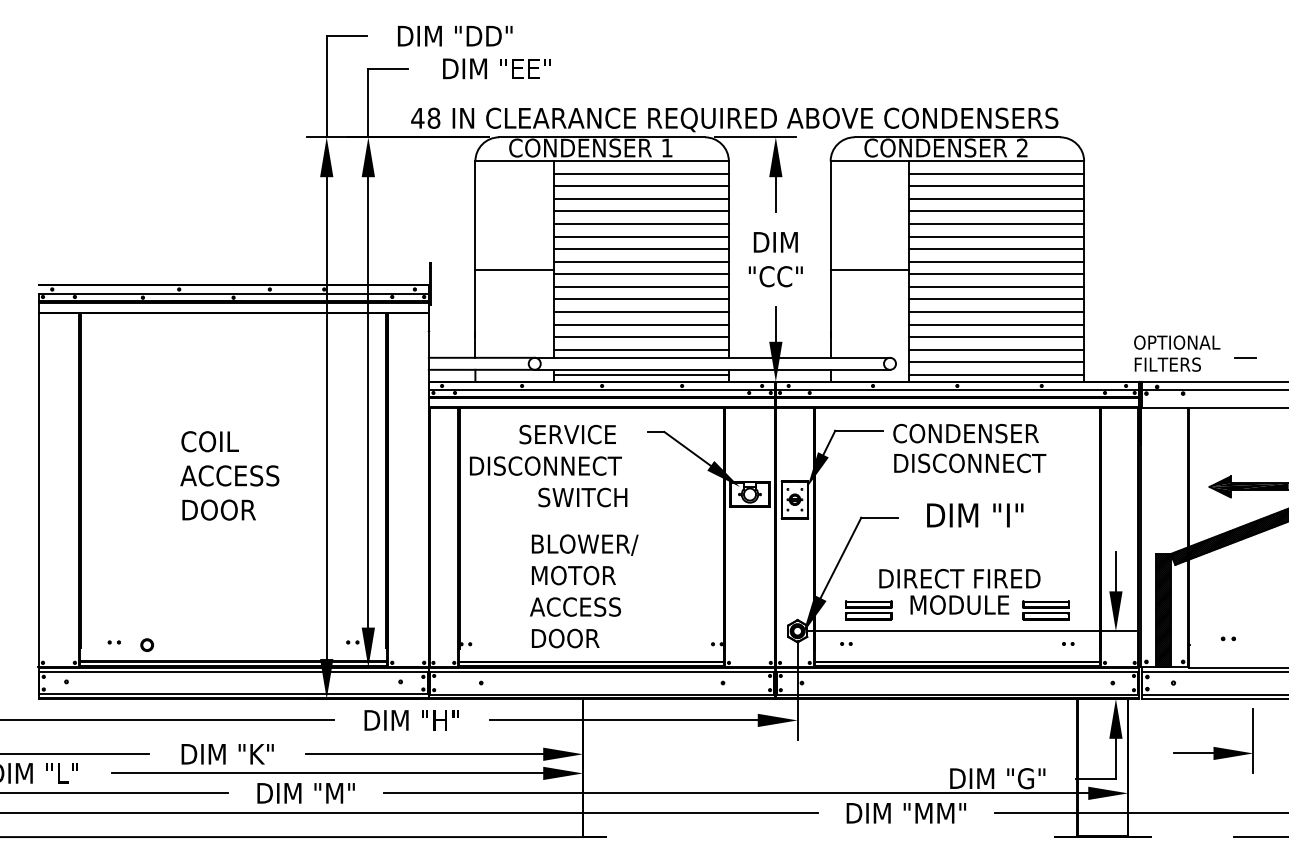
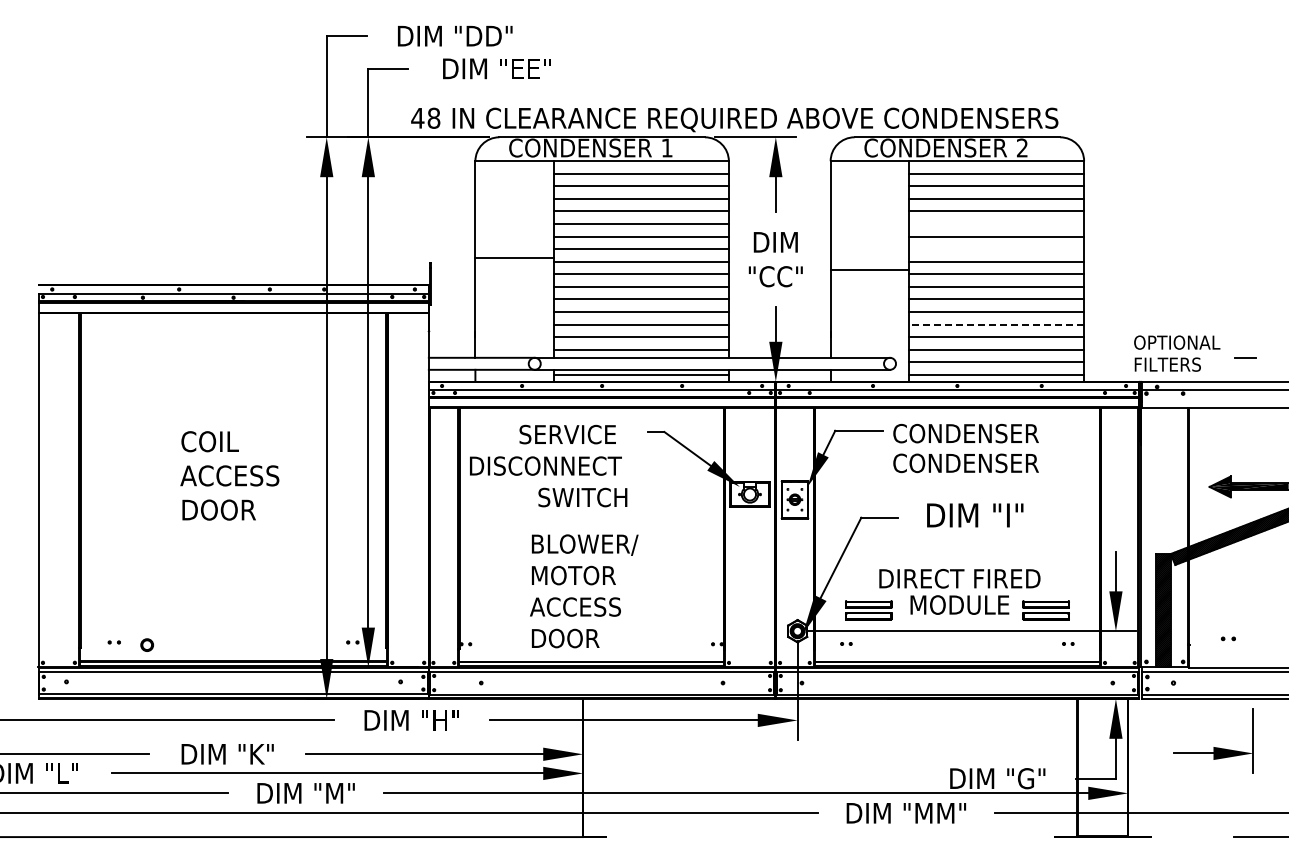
line: present -> none (996, 224)
line: present -> none (996, 249)
line position: (514, 270) -> (514, 258) (514, 258)
line: solid -> dashed (996, 324)
text: DISCONNECT -> CONDENSER (969, 463)
